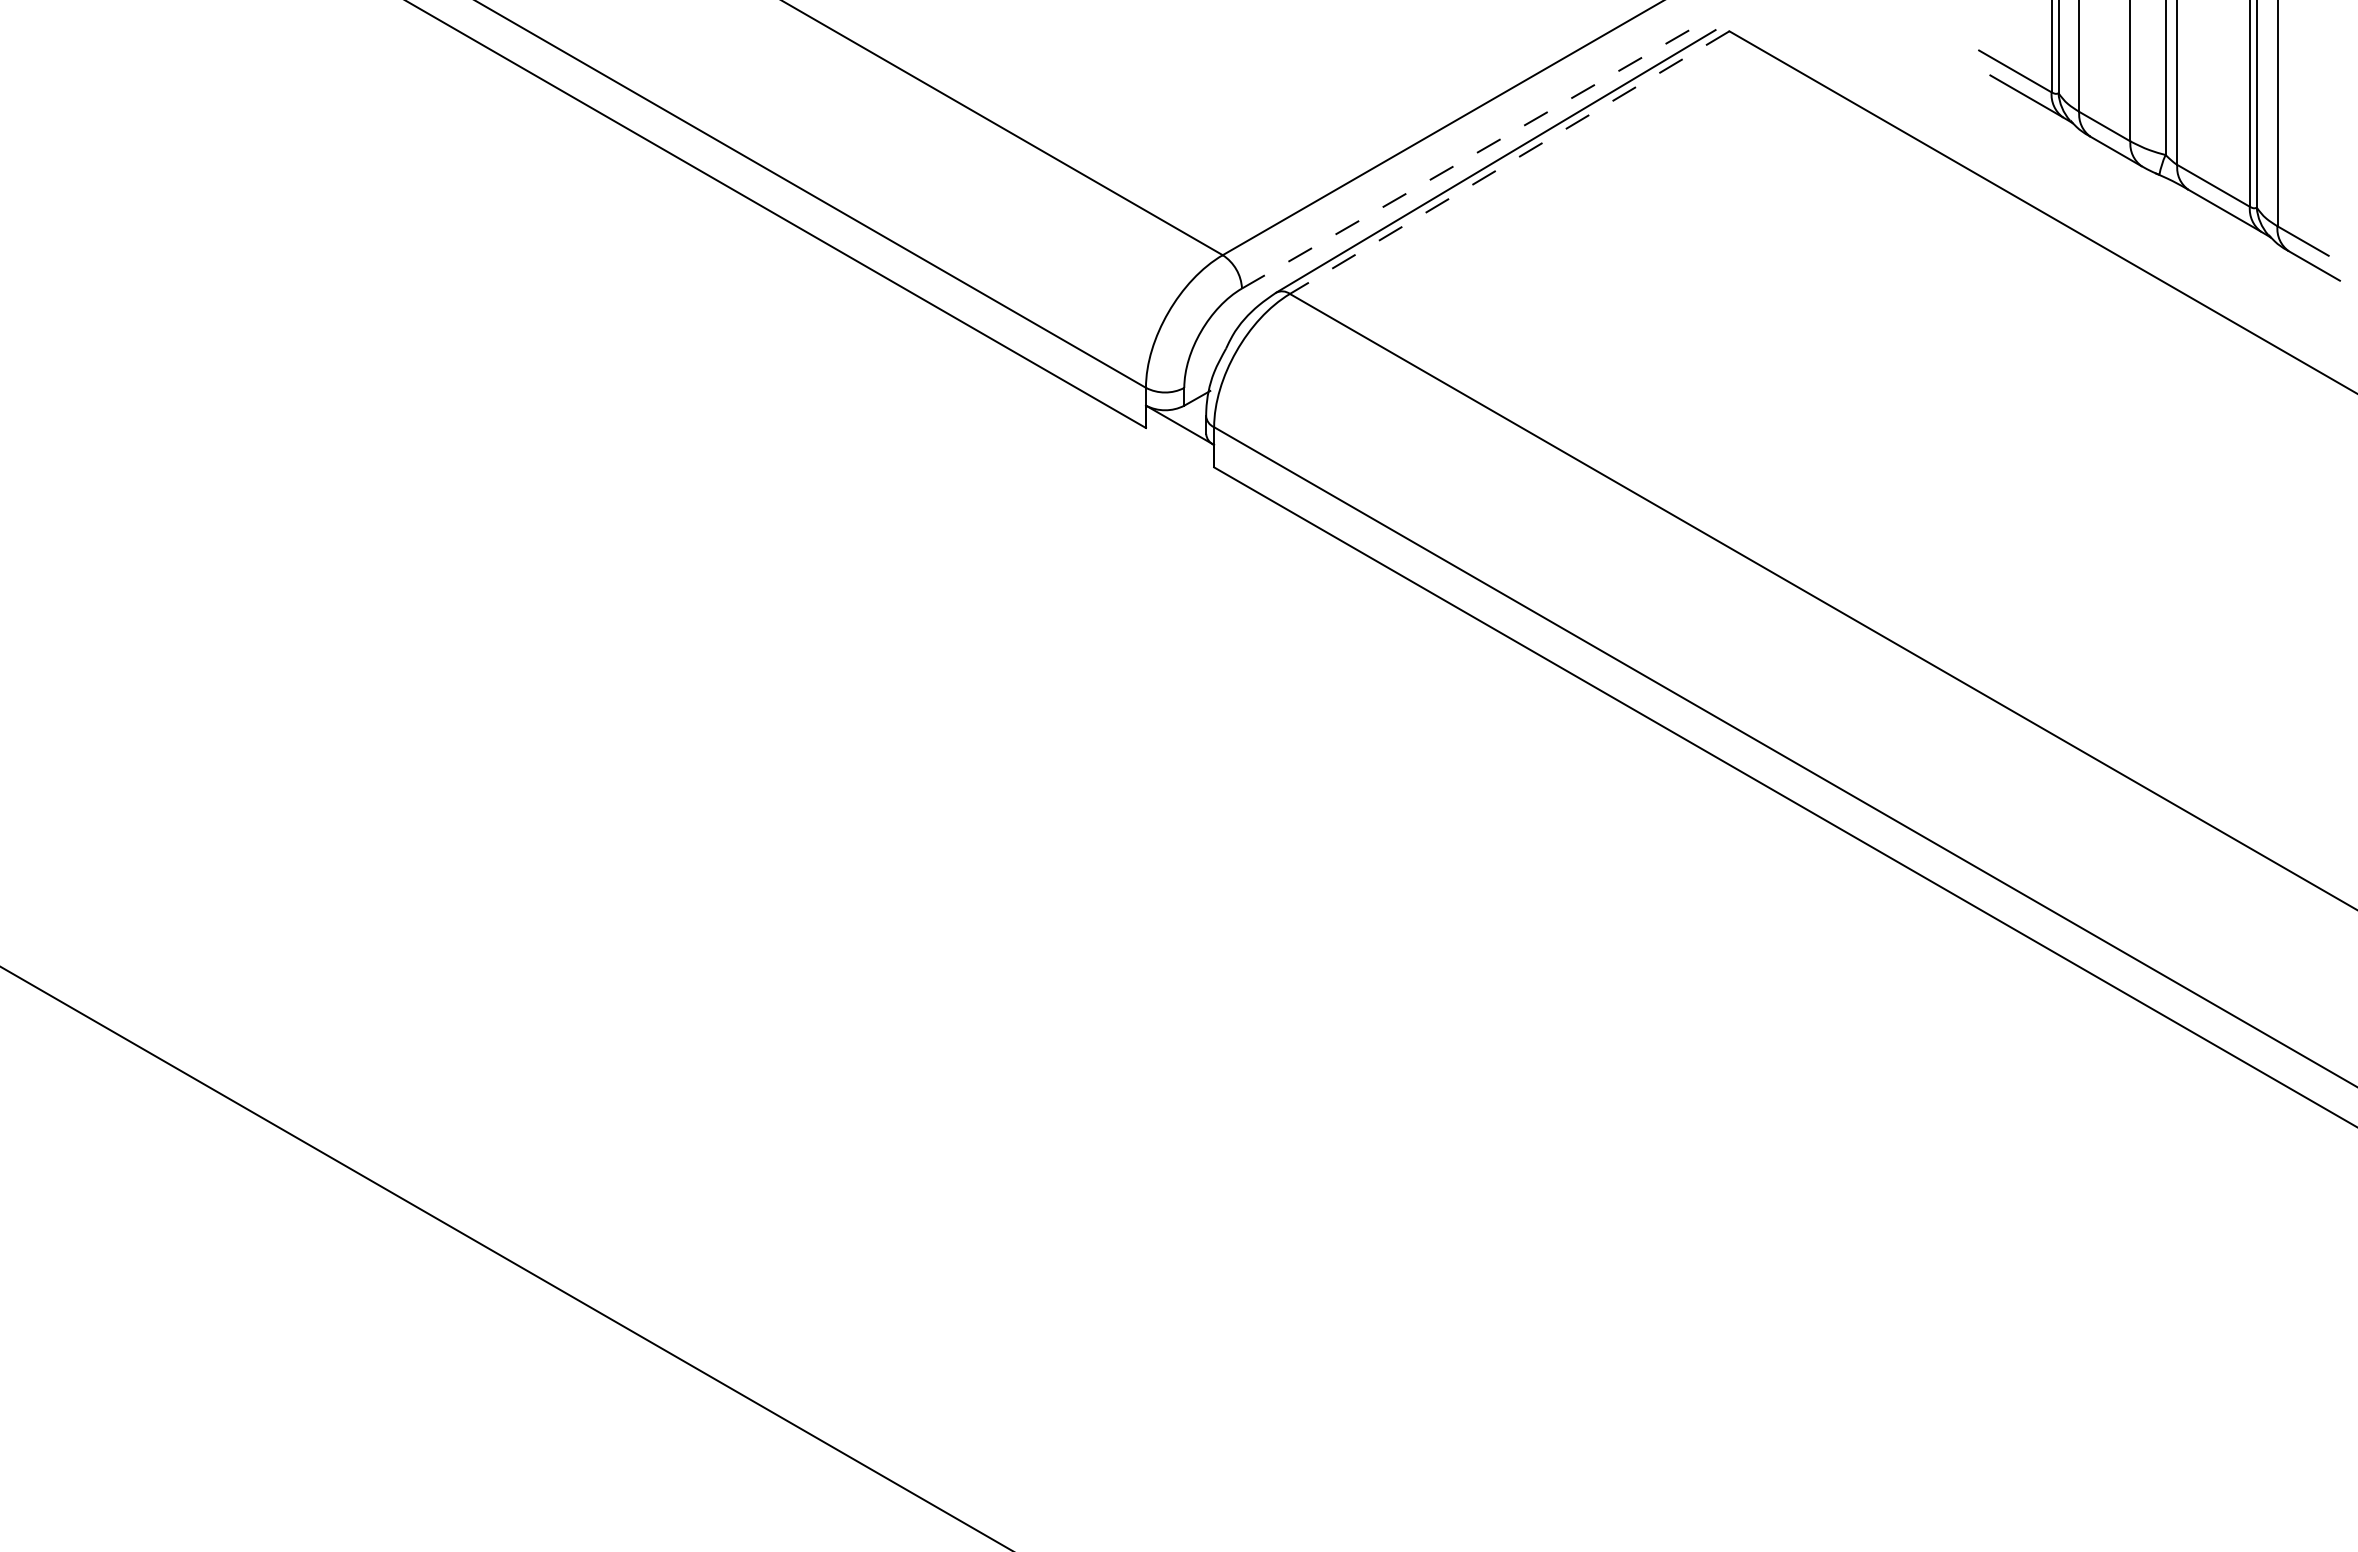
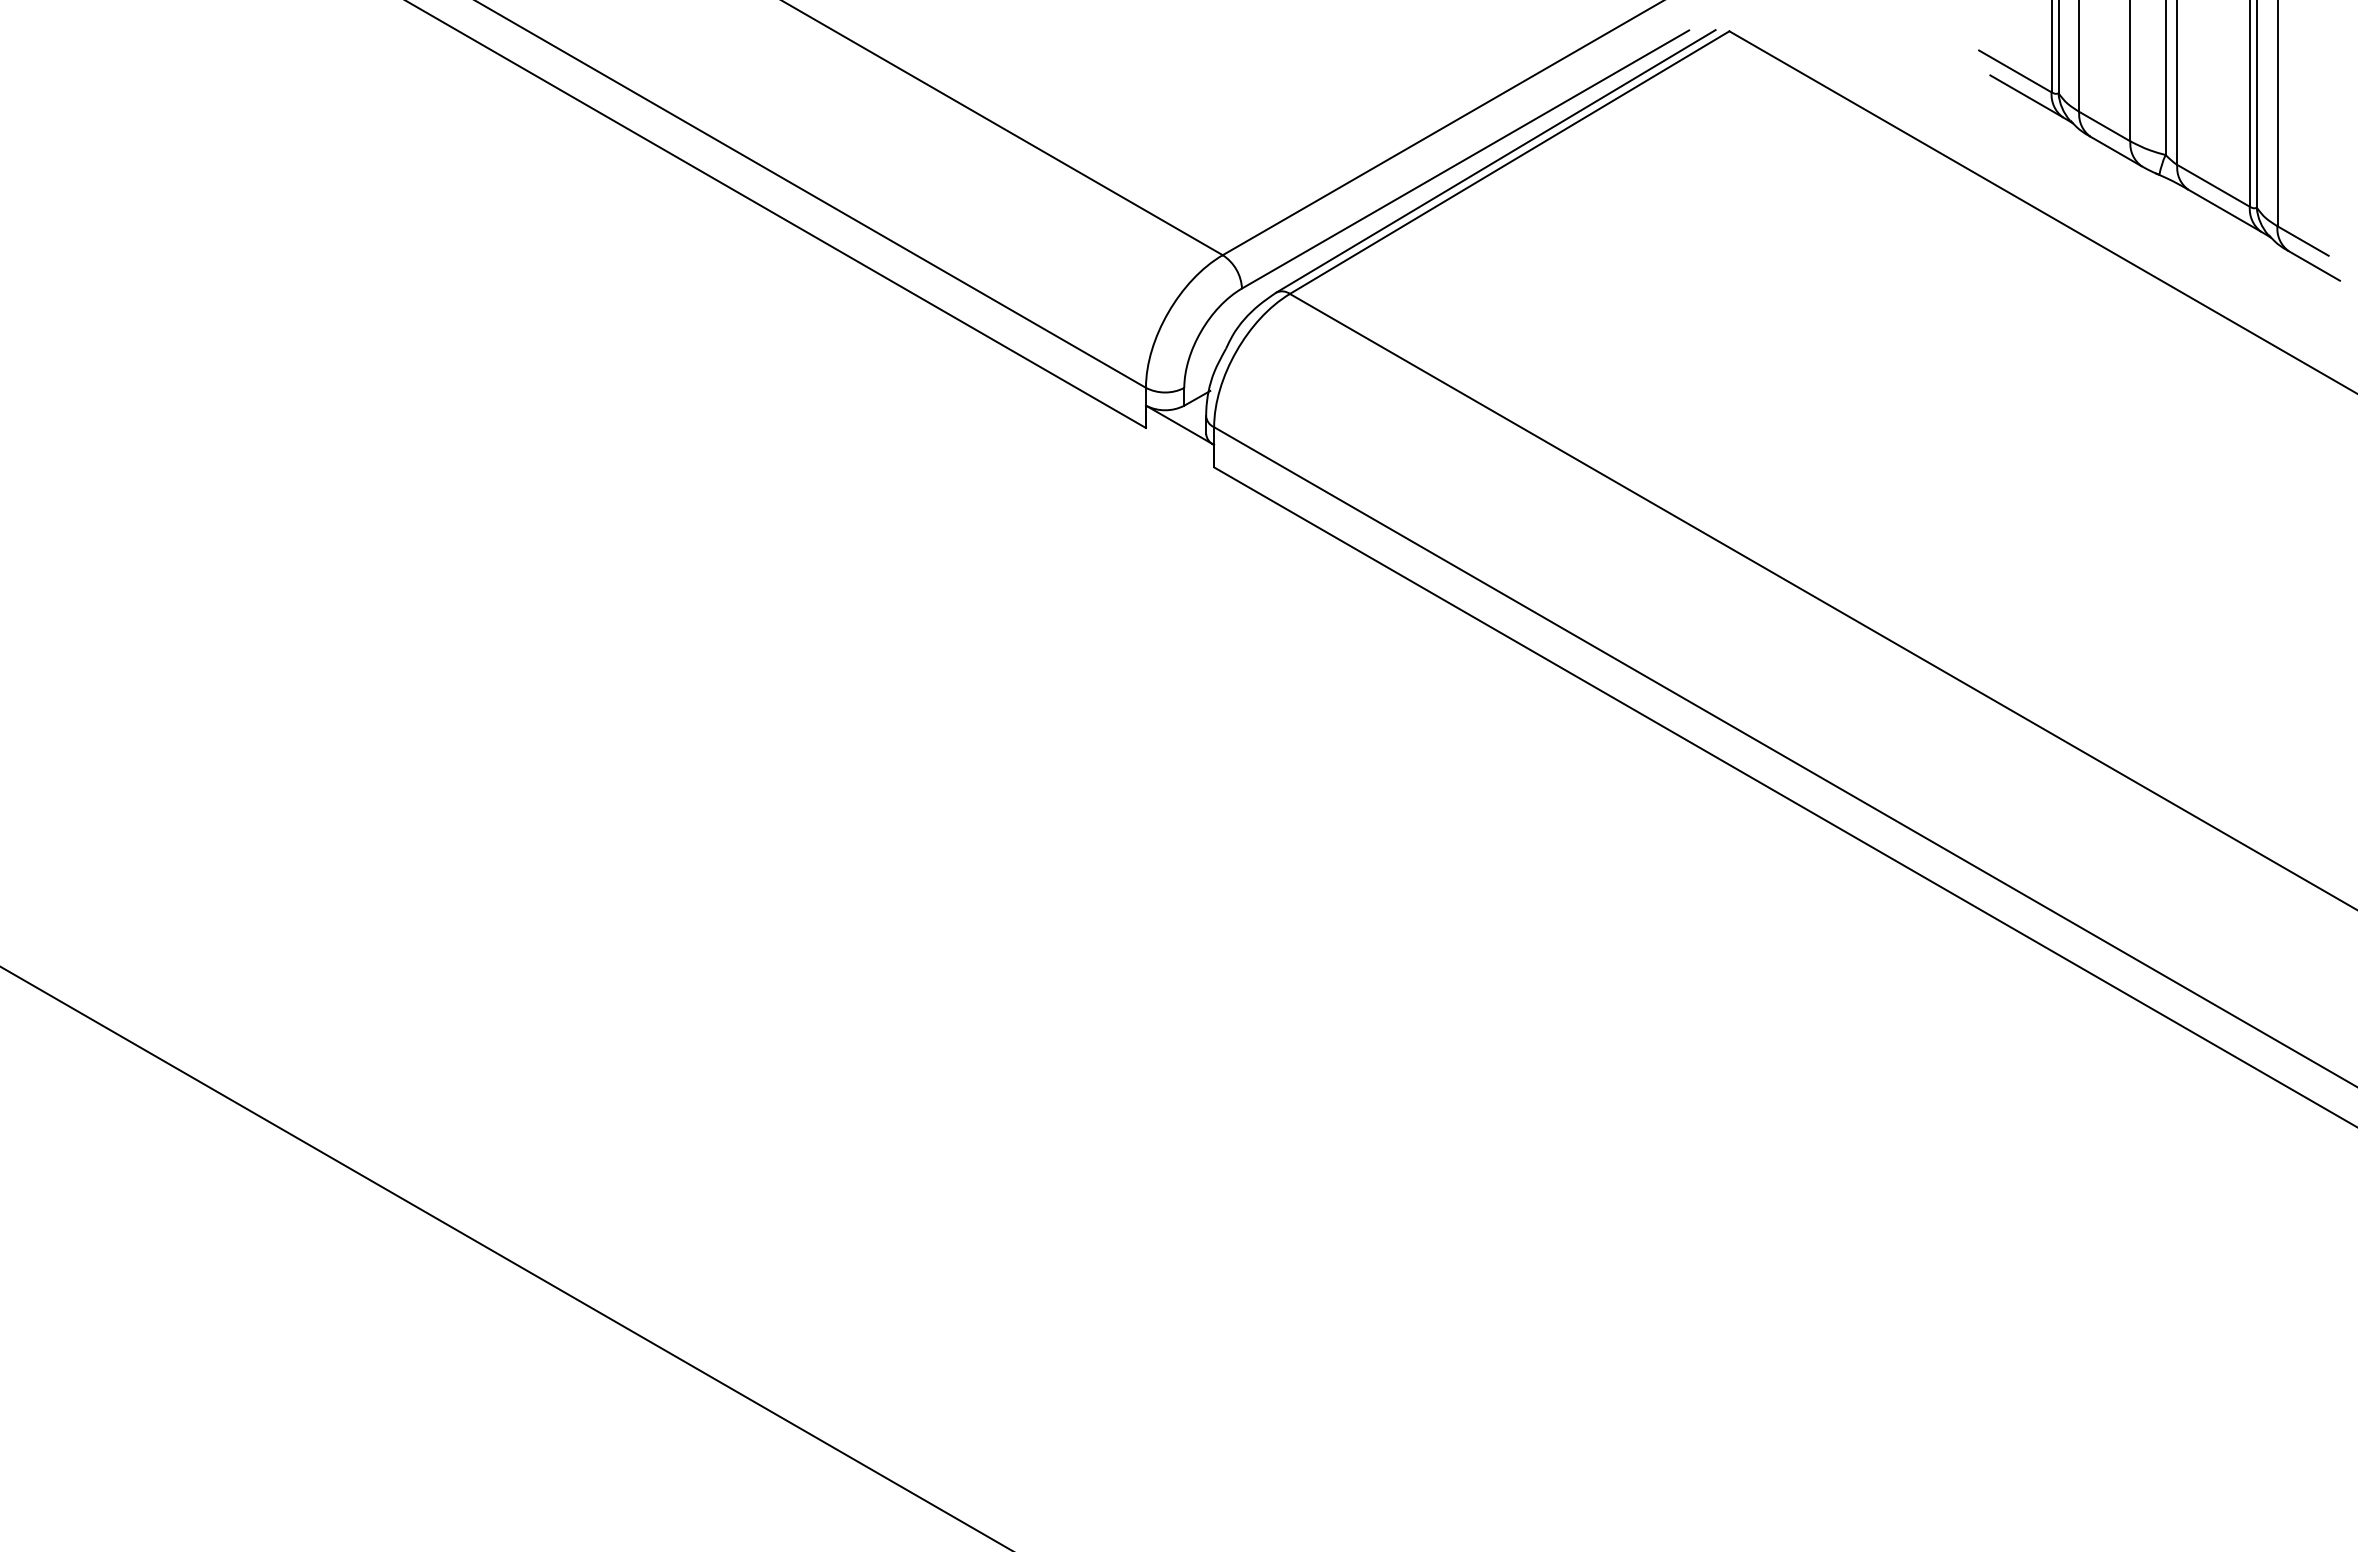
line: dashed -> solid (1465, 159)
line: dashed -> solid (1509, 162)
